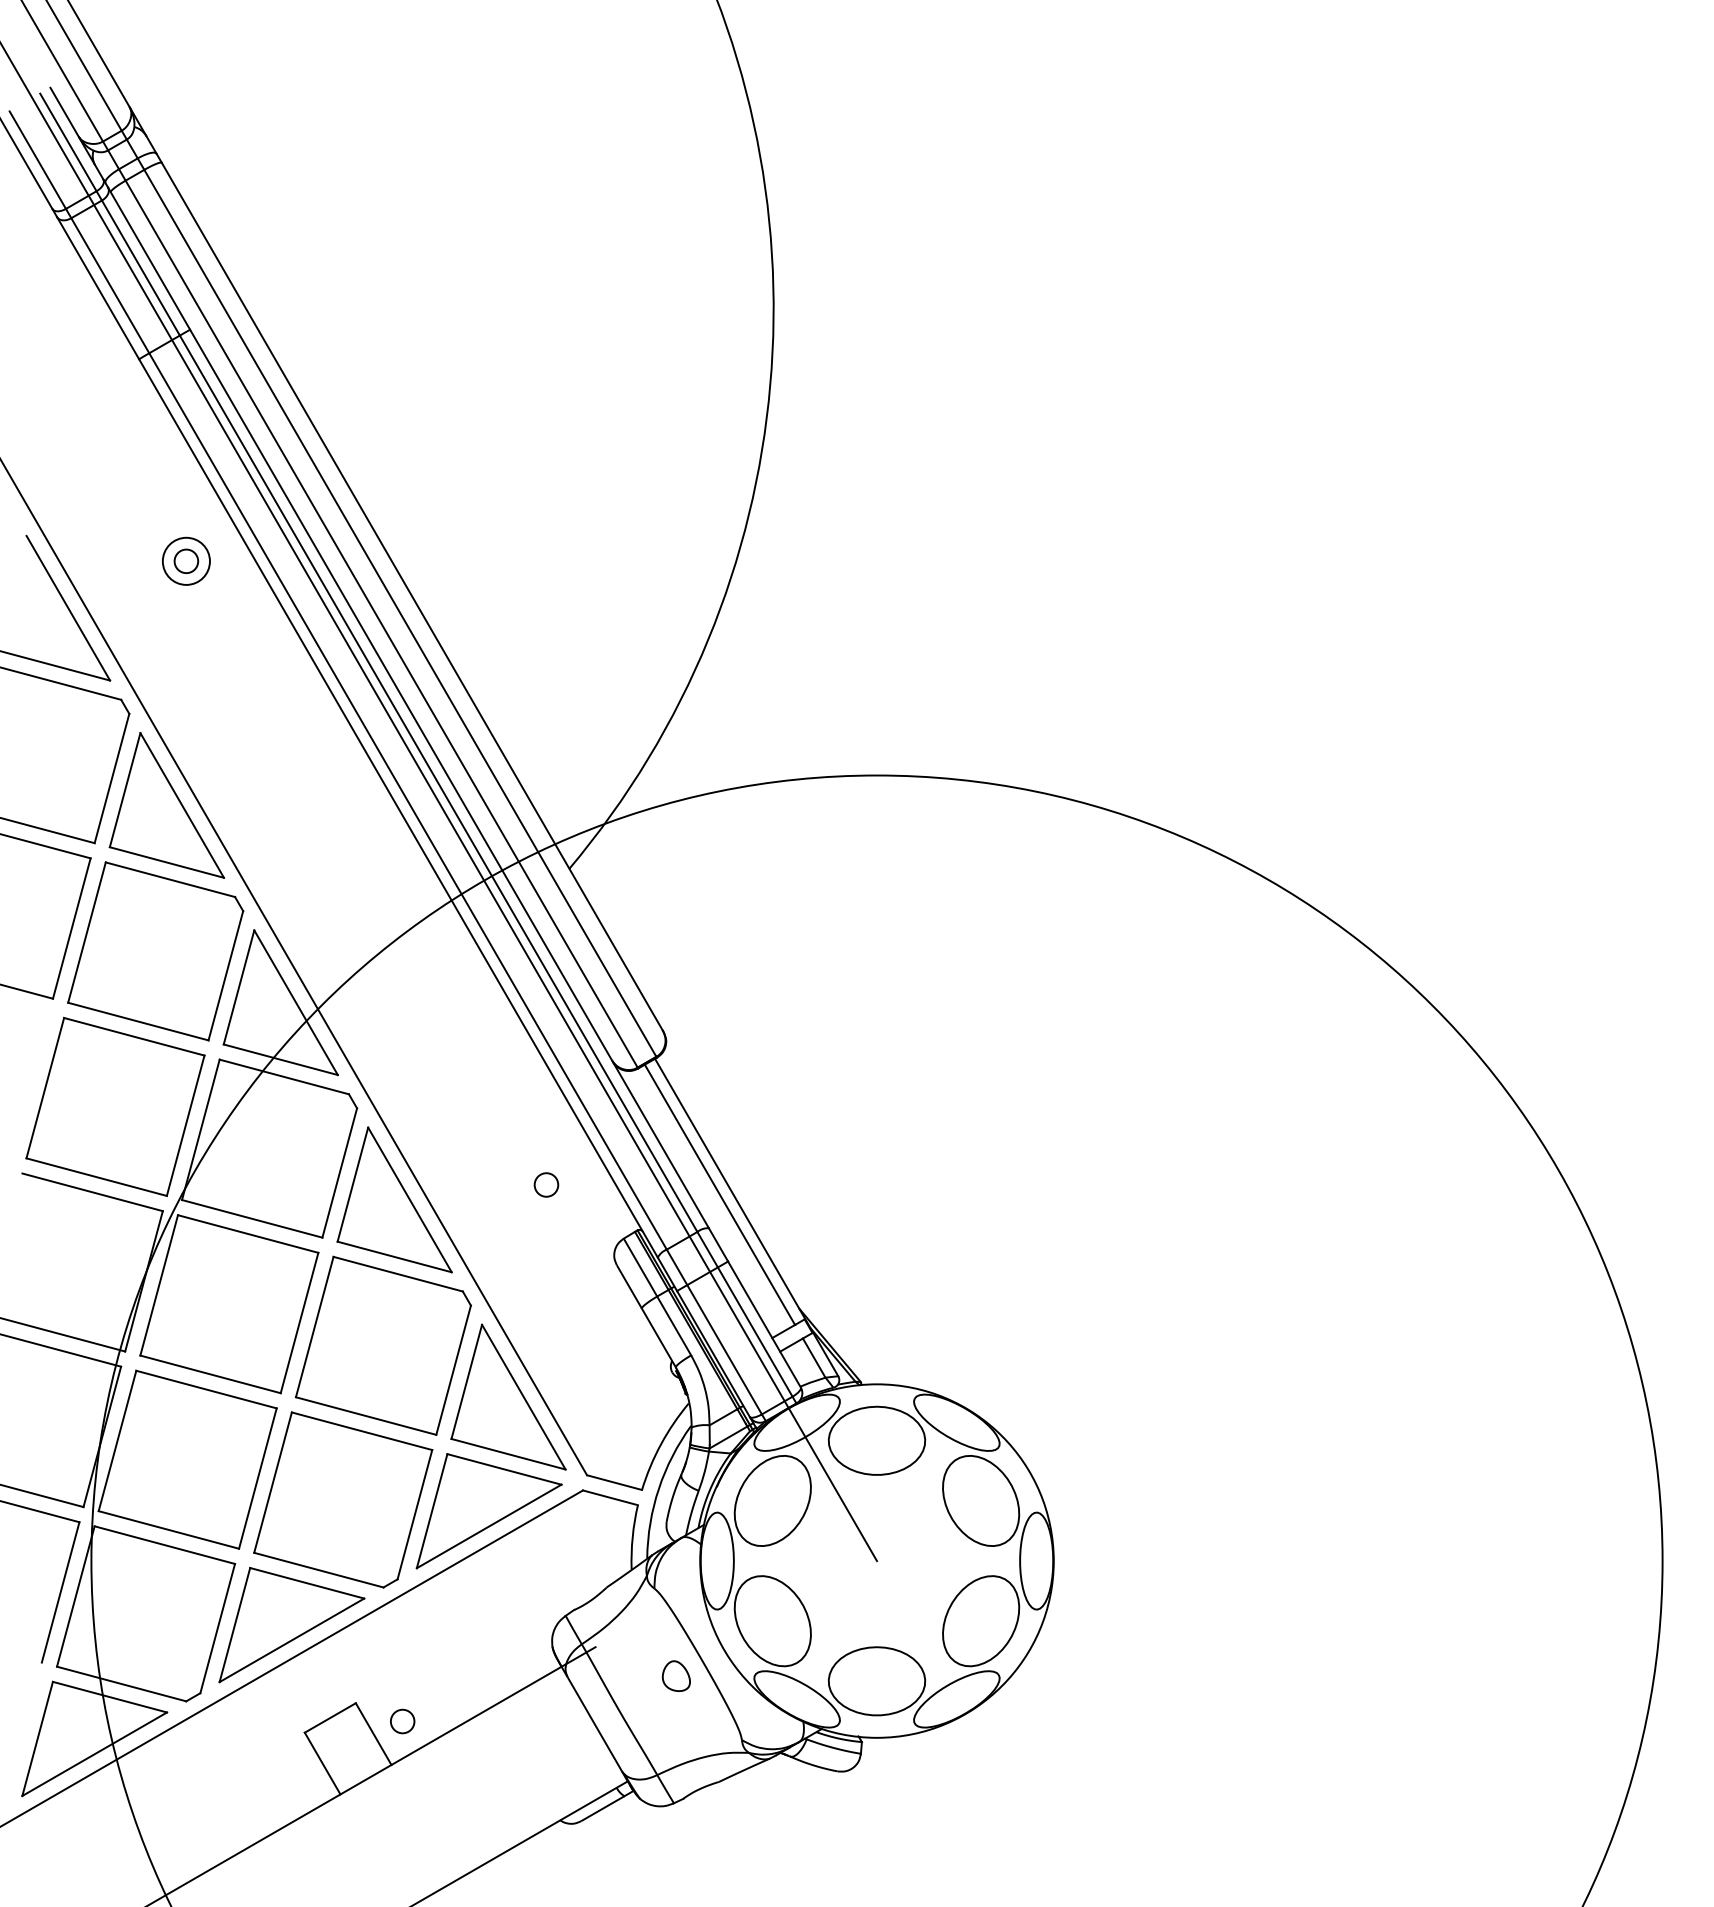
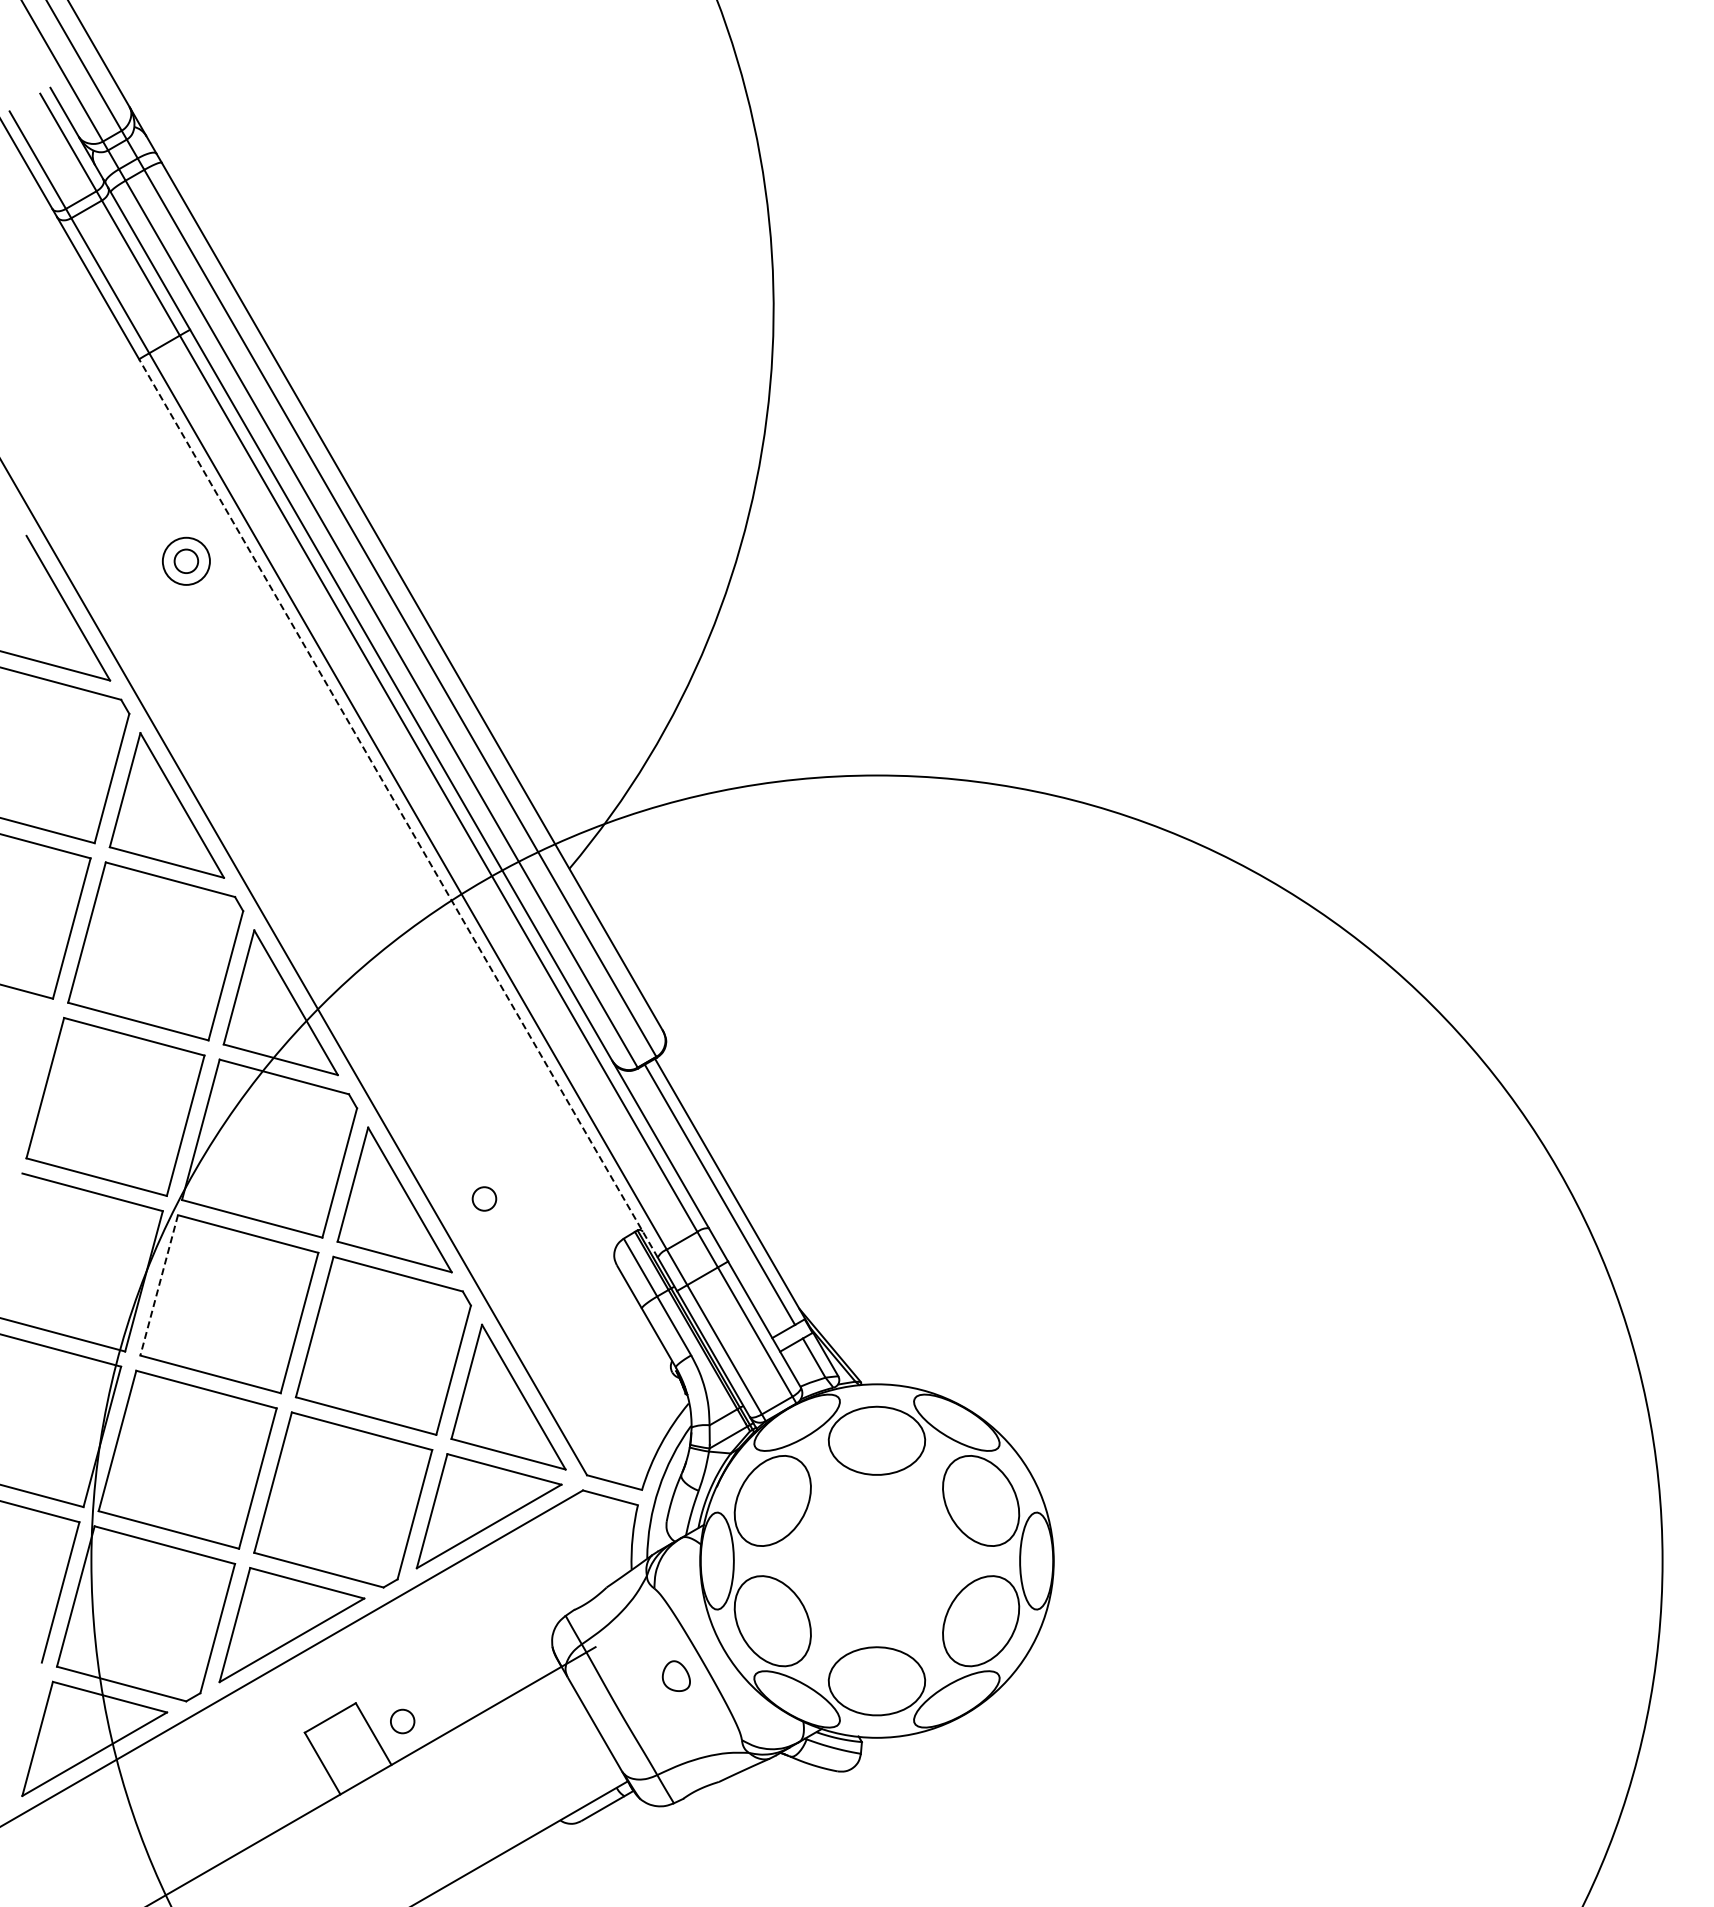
line: present -> none (439, 803)
line: solid -> dashed (398, 808)
circle position: (546, 1184) -> (484, 1198) (484, 1198)
line: solid -> dashed (159, 1285)
